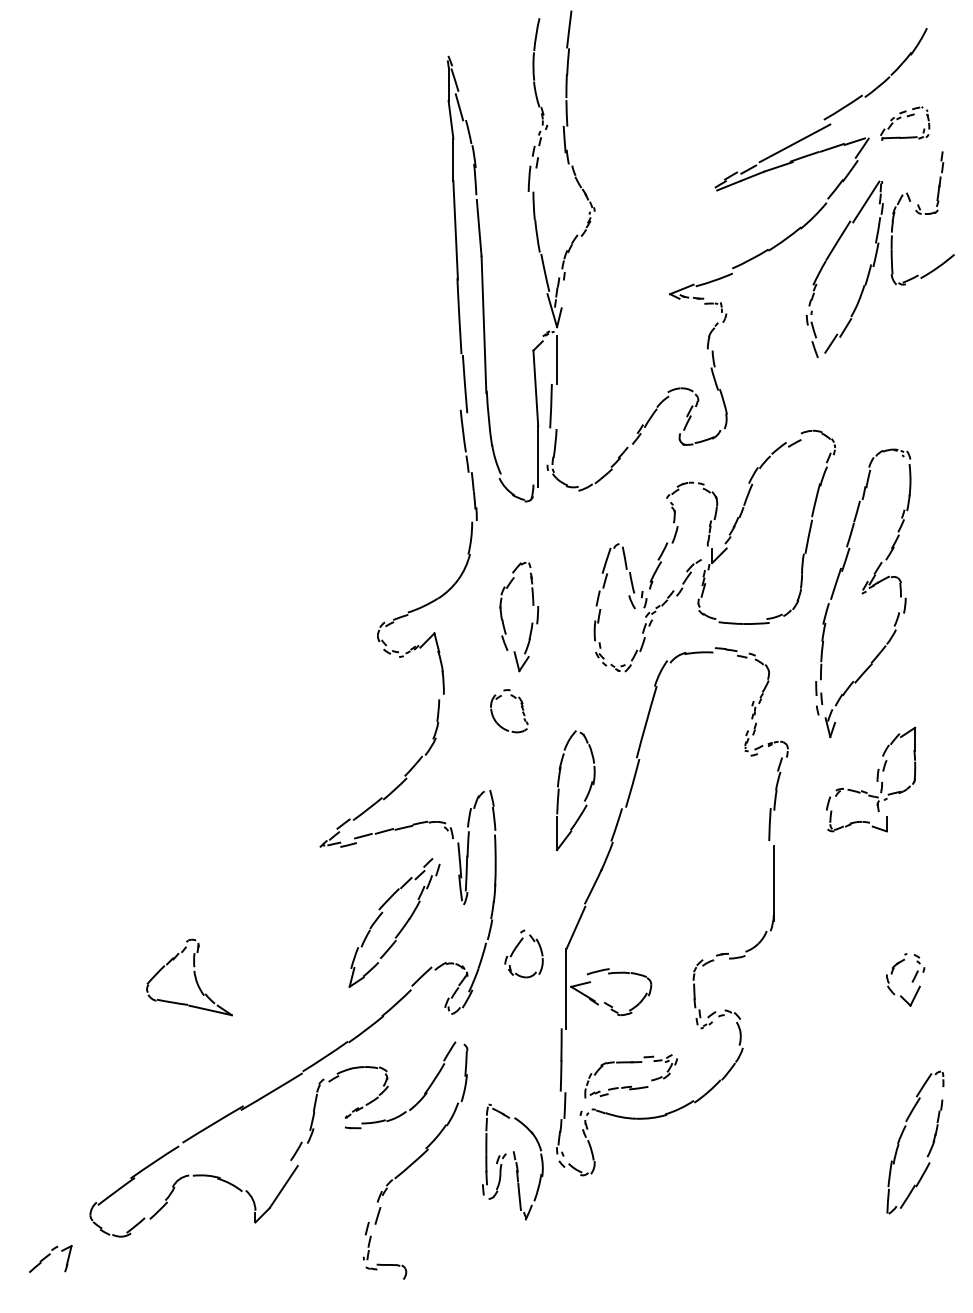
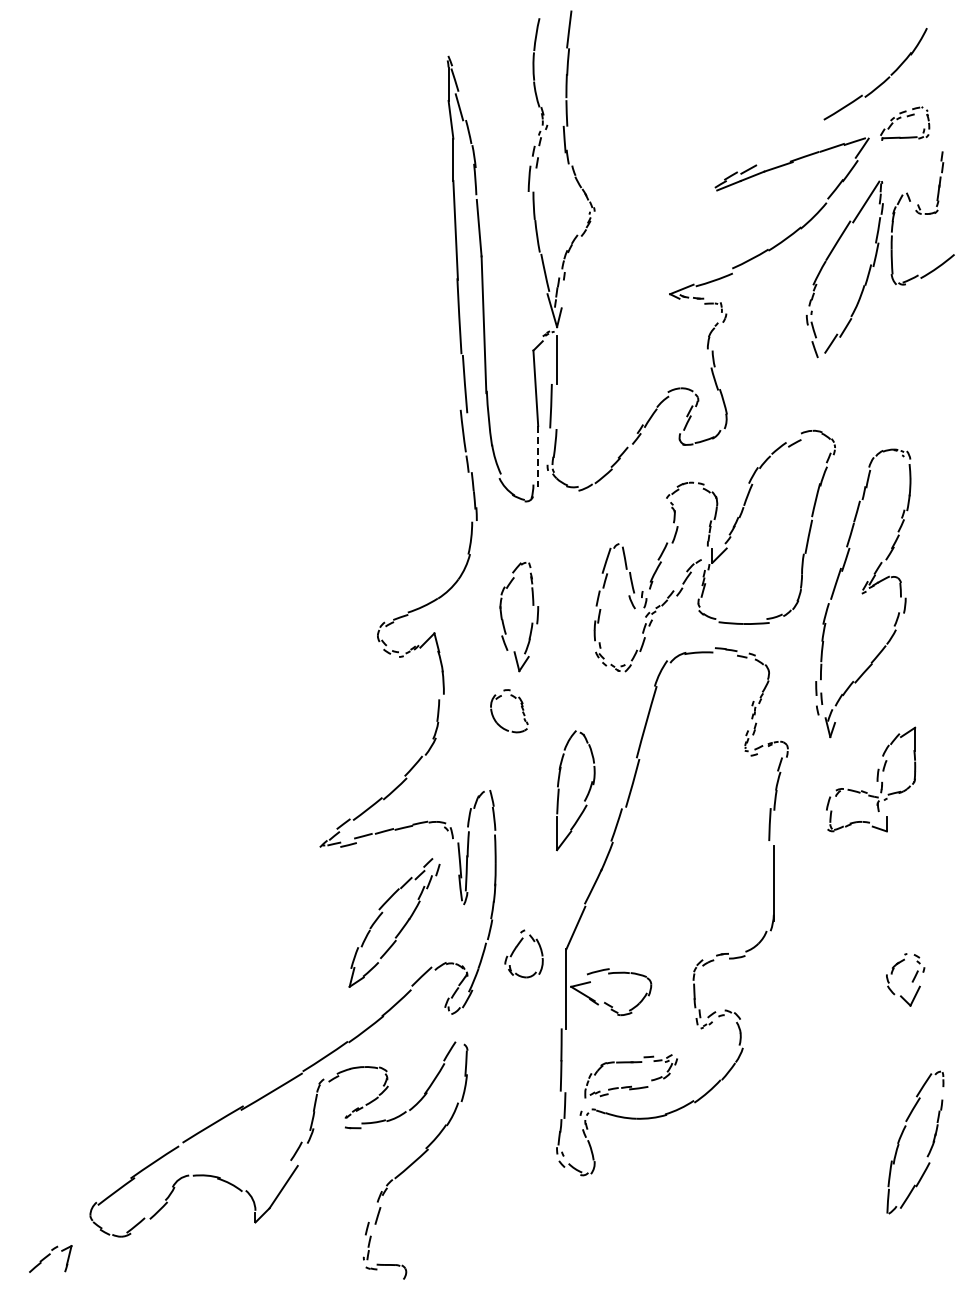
line: present -> none (794, 143)
line: solid -> dashed (538, 456)
part: present -> none (189, 977)
part: present -> none (512, 1161)
